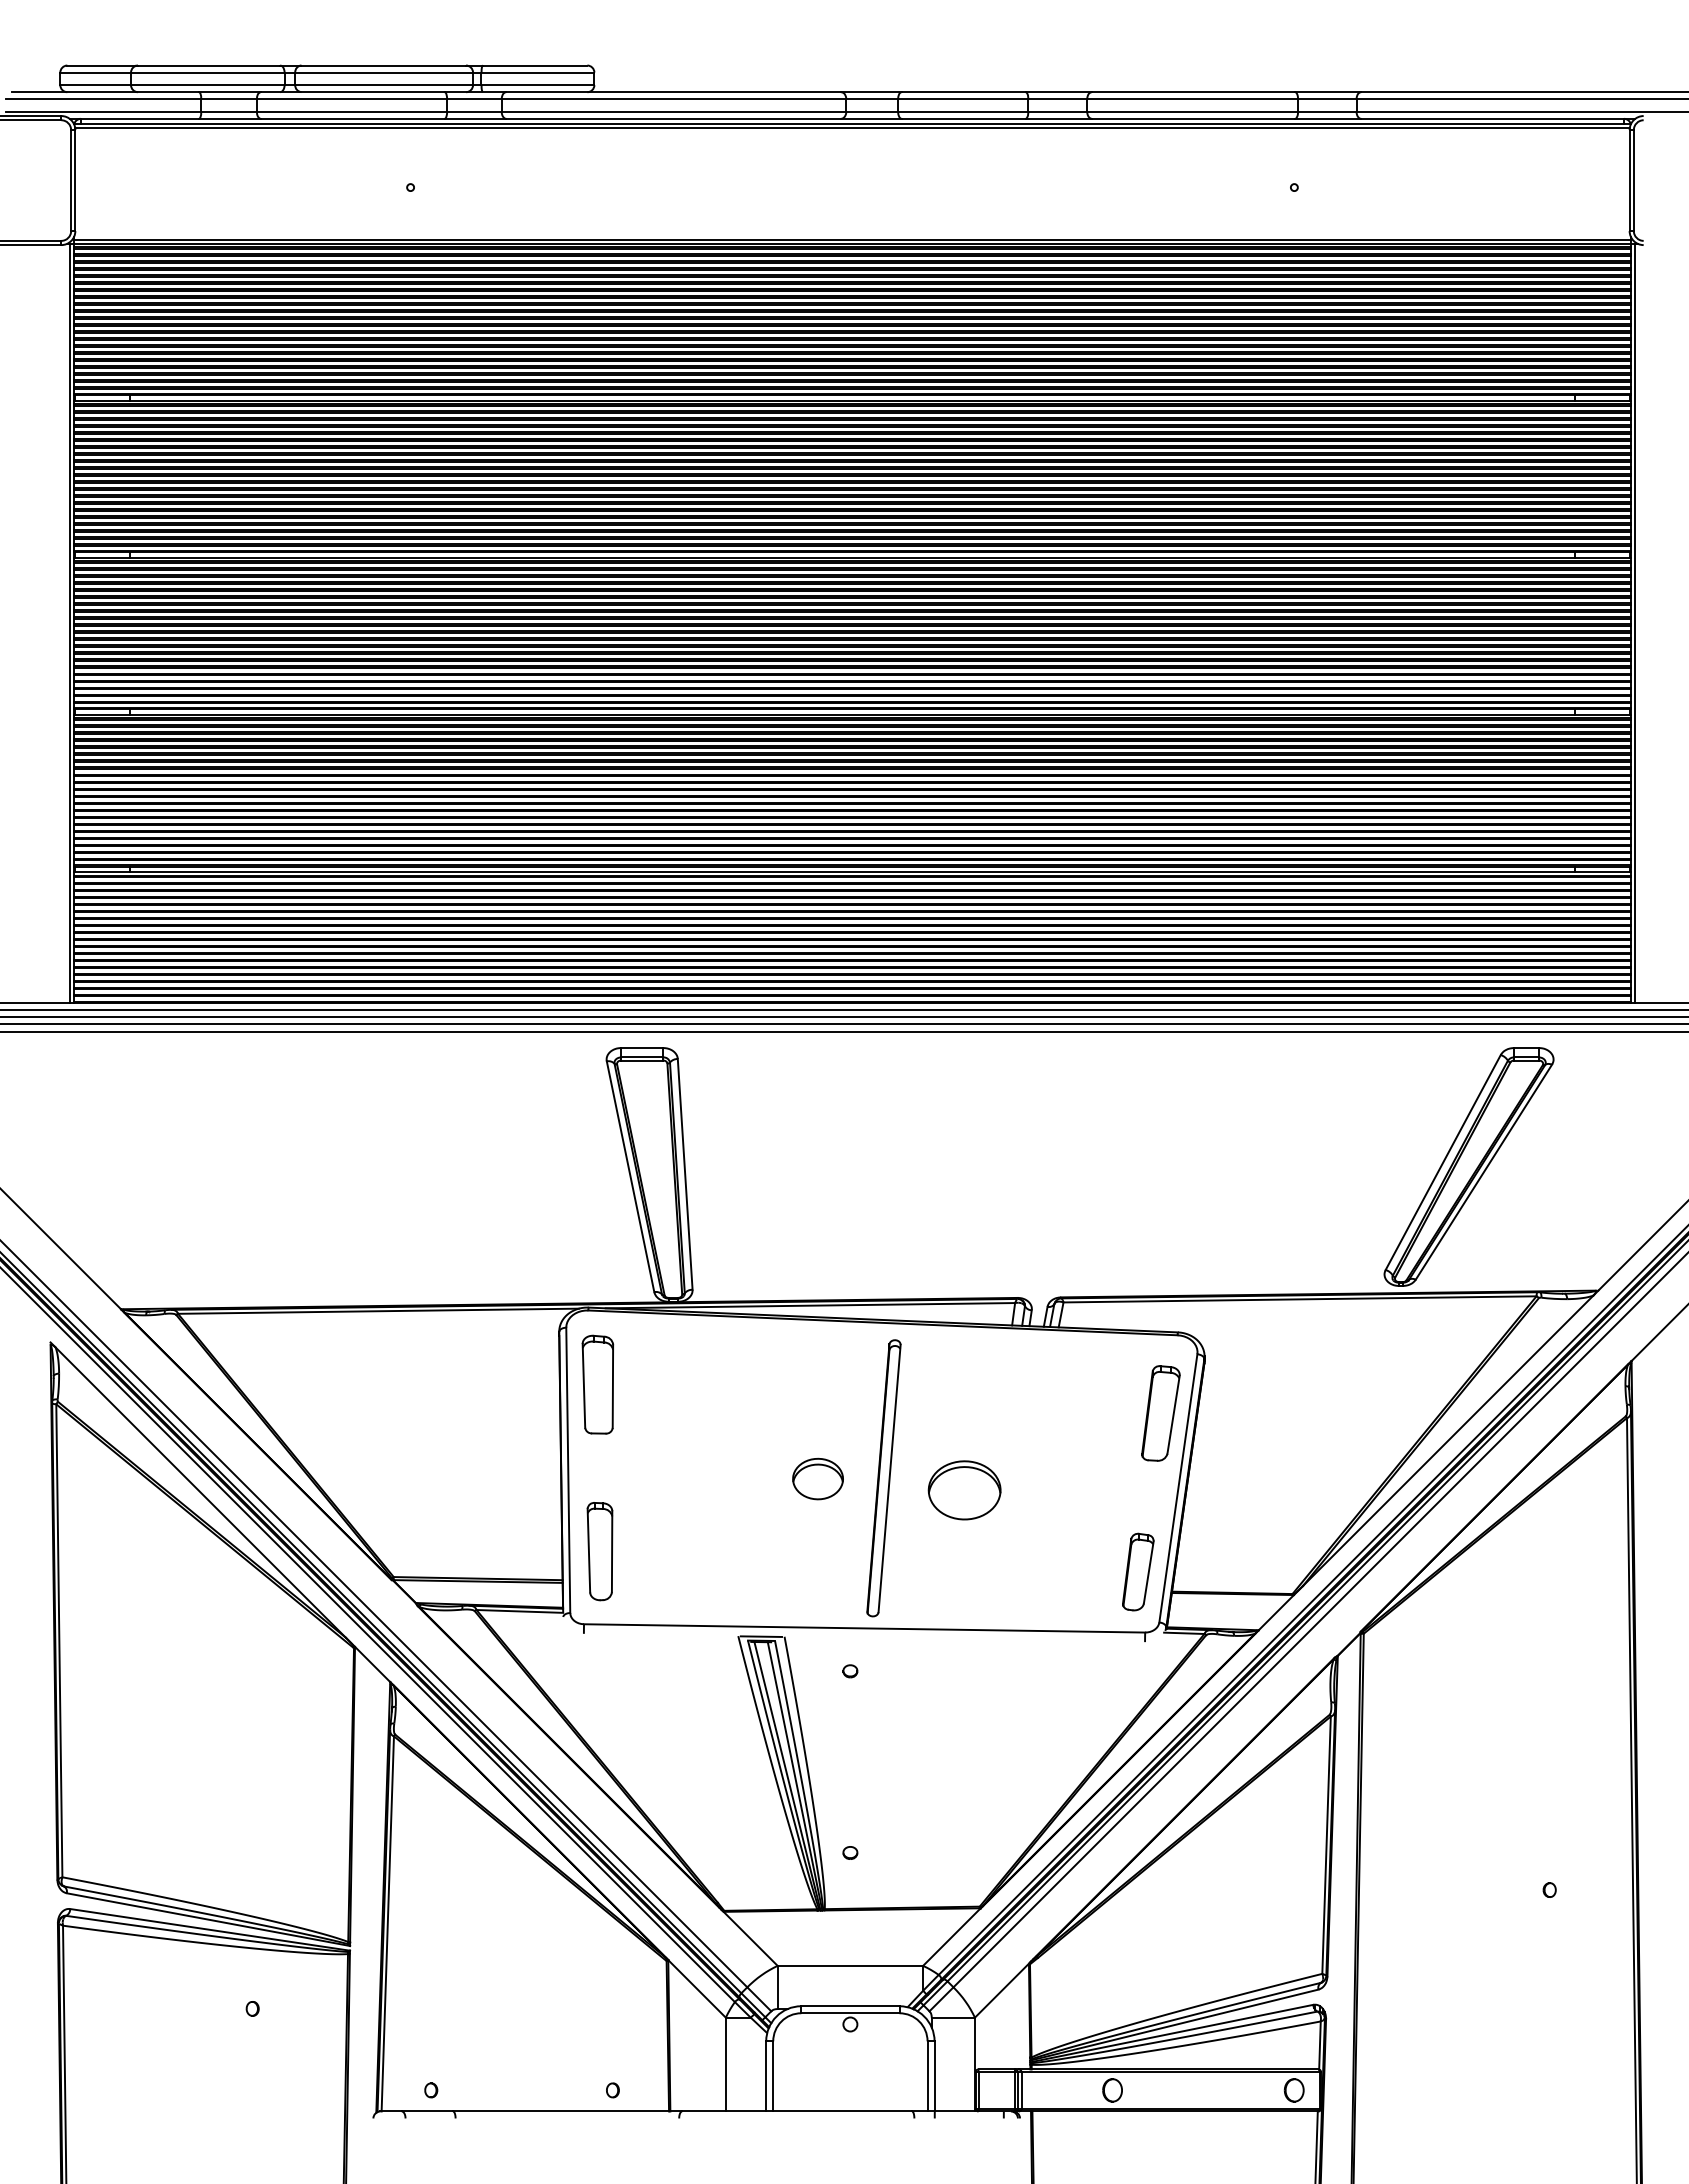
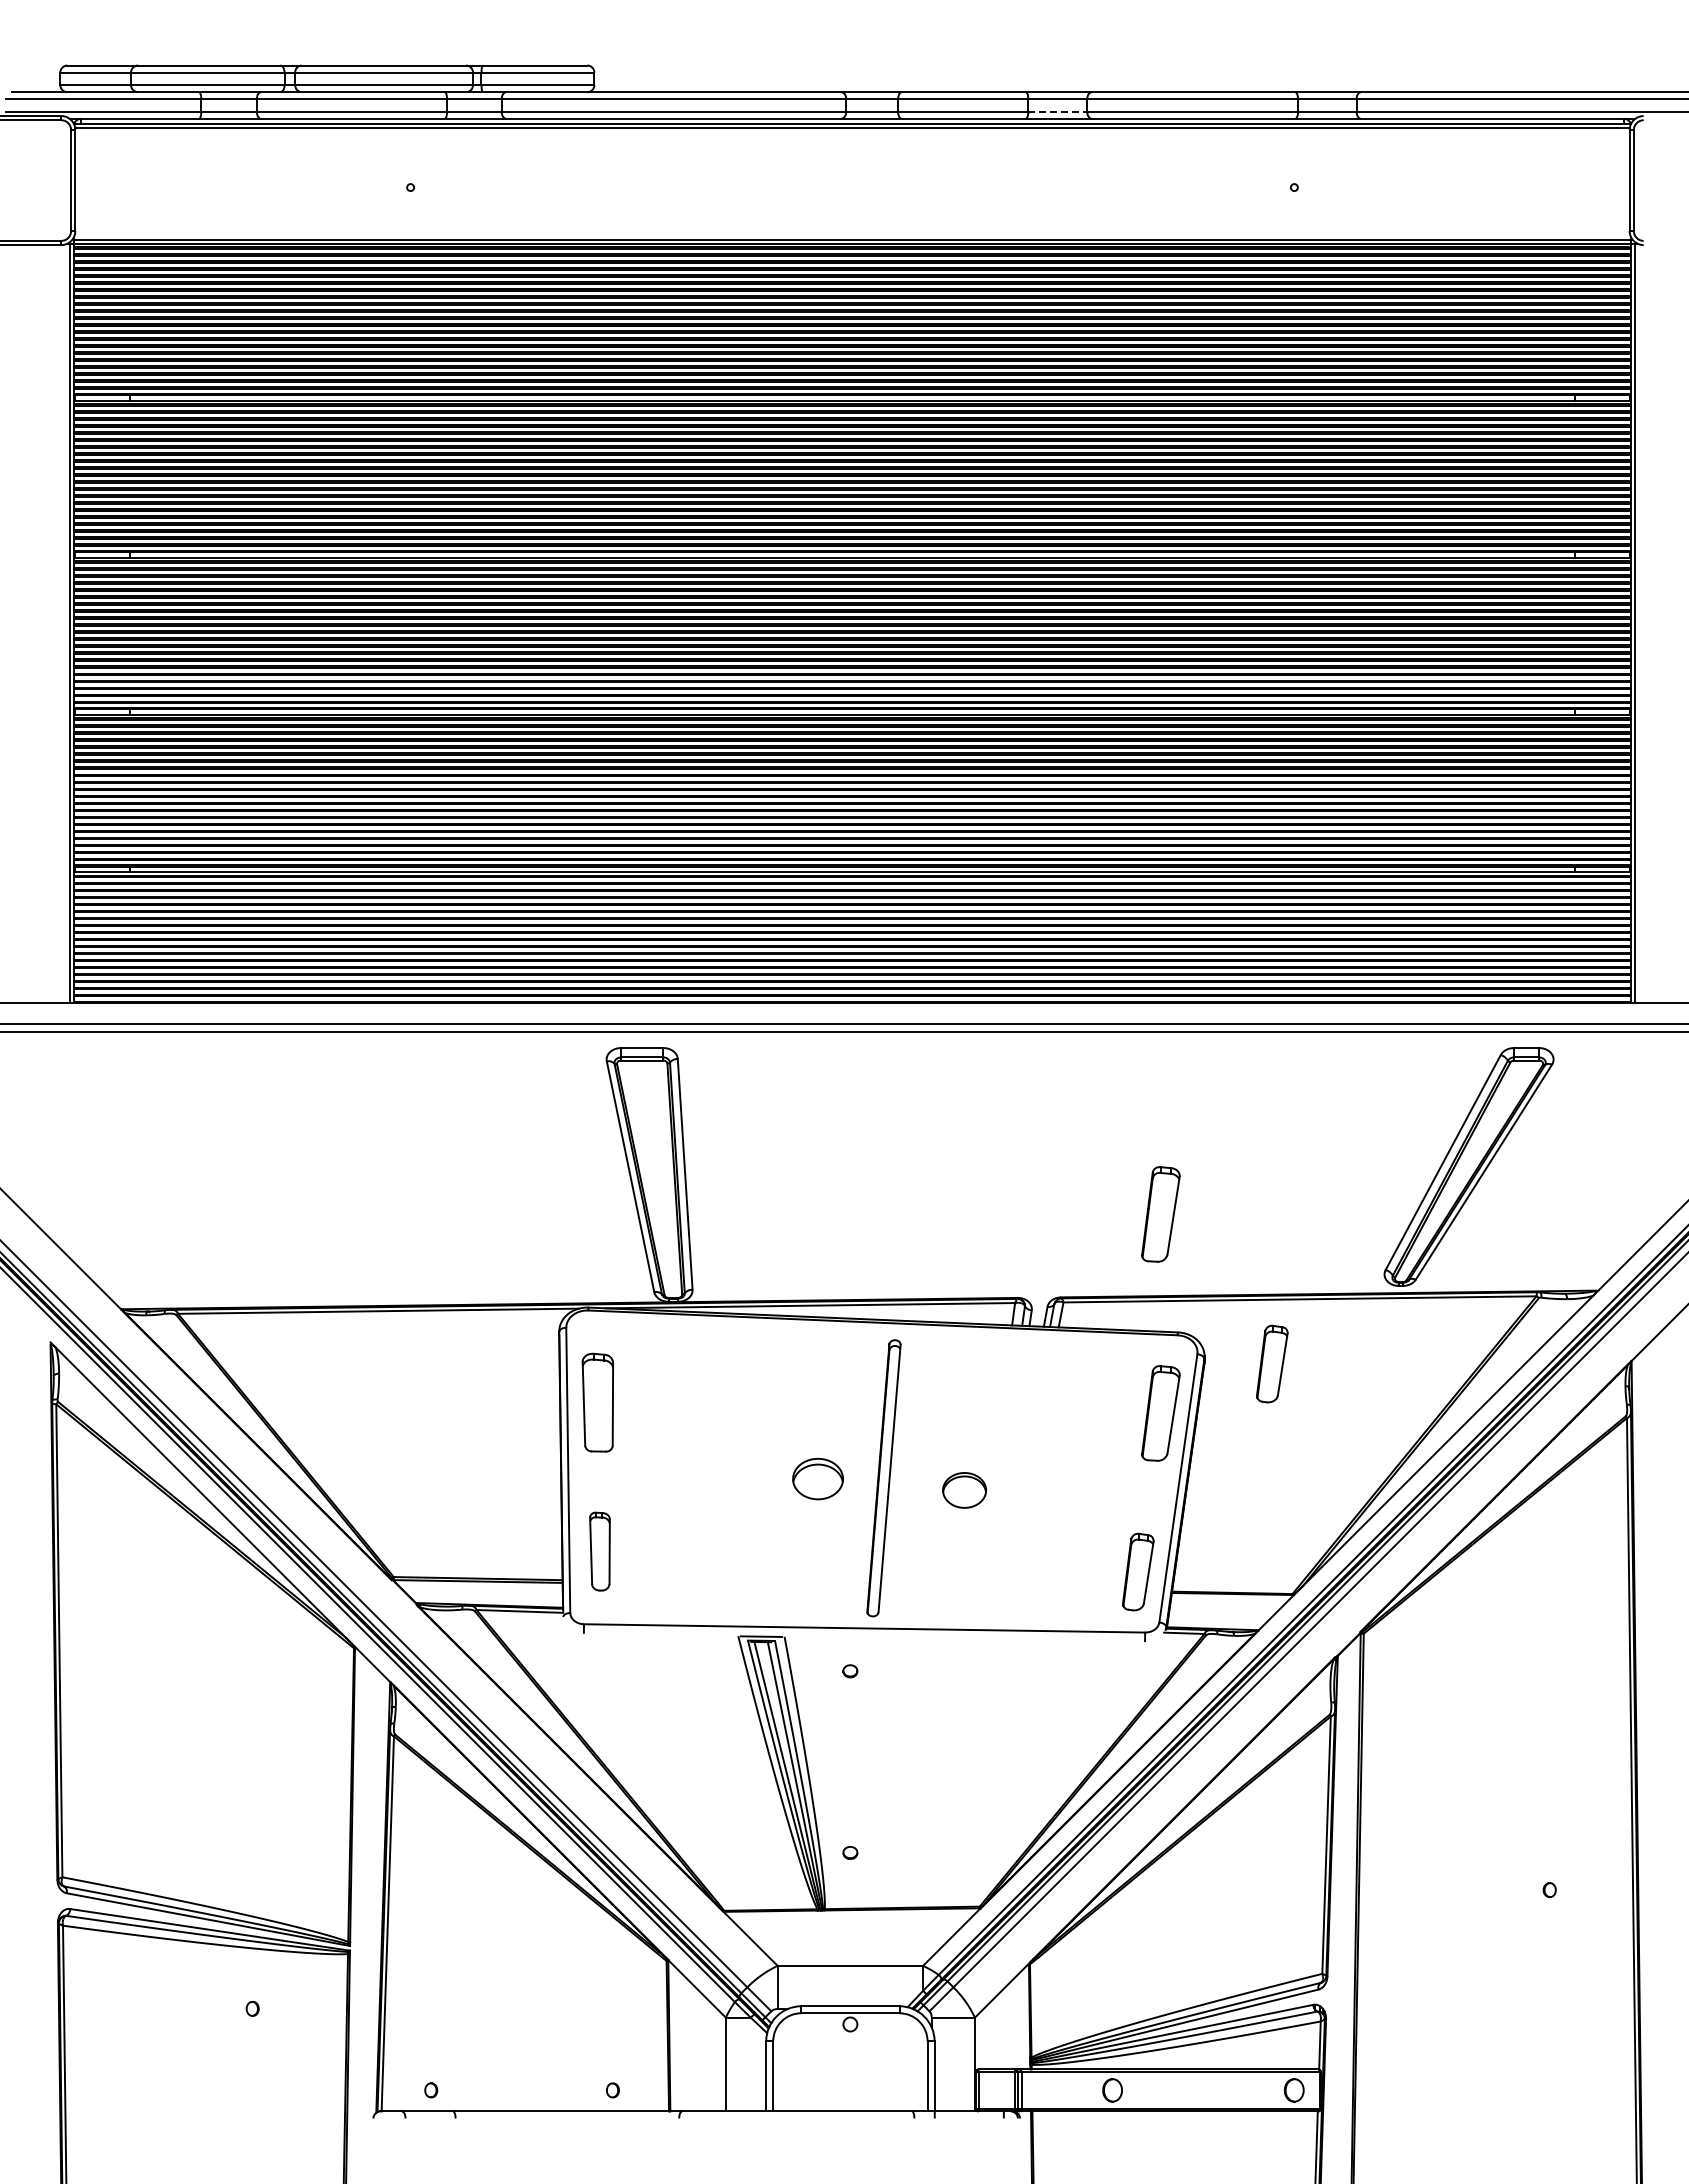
line: solid -> dashed (1058, 111)
line: present -> none (843, 1010)
line: present -> none (843, 1017)
part: none -> present (1160, 1214)
part: none -> present (1272, 1363)
part position: (597, 1384) -> (597, 1402) (597, 1402)
part size: 75x61 px -> 45x37 px (964, 1490)
part size: 28x100 px -> 22x81 px (599, 1551)
